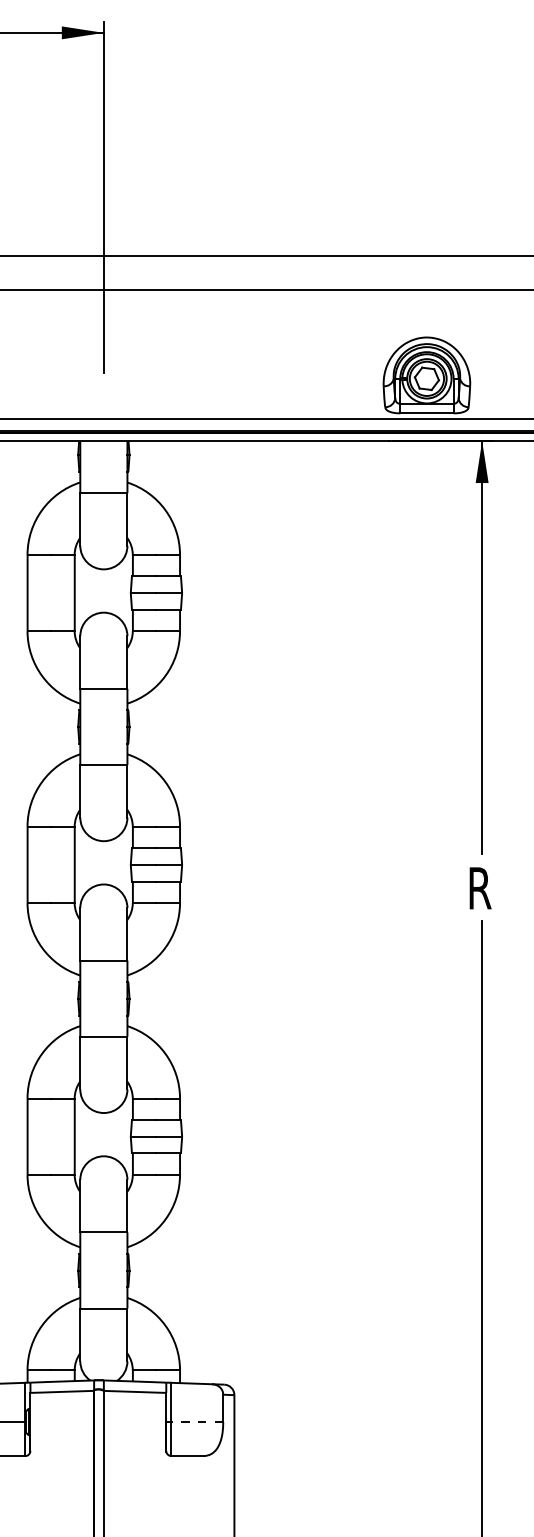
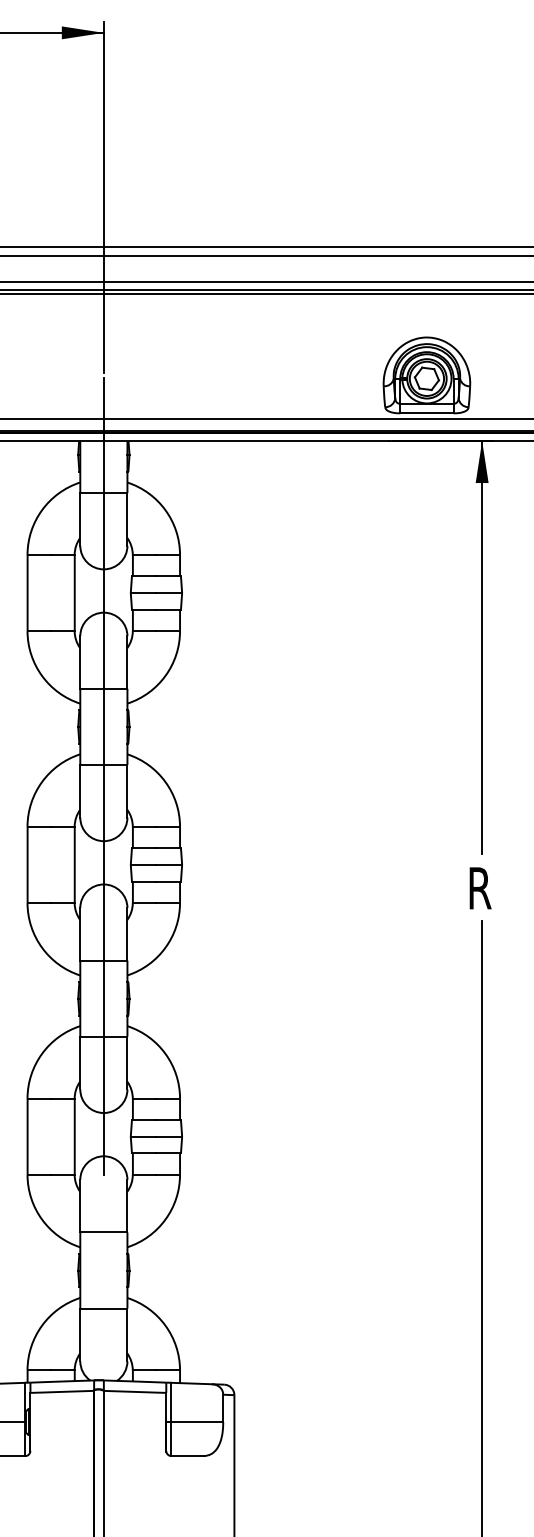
line: none -> present (266, 247)
line: none -> present (266, 281)
line: none -> present (266, 293)
line: none -> present (103, 775)
line: dashed -> solid (197, 1422)
